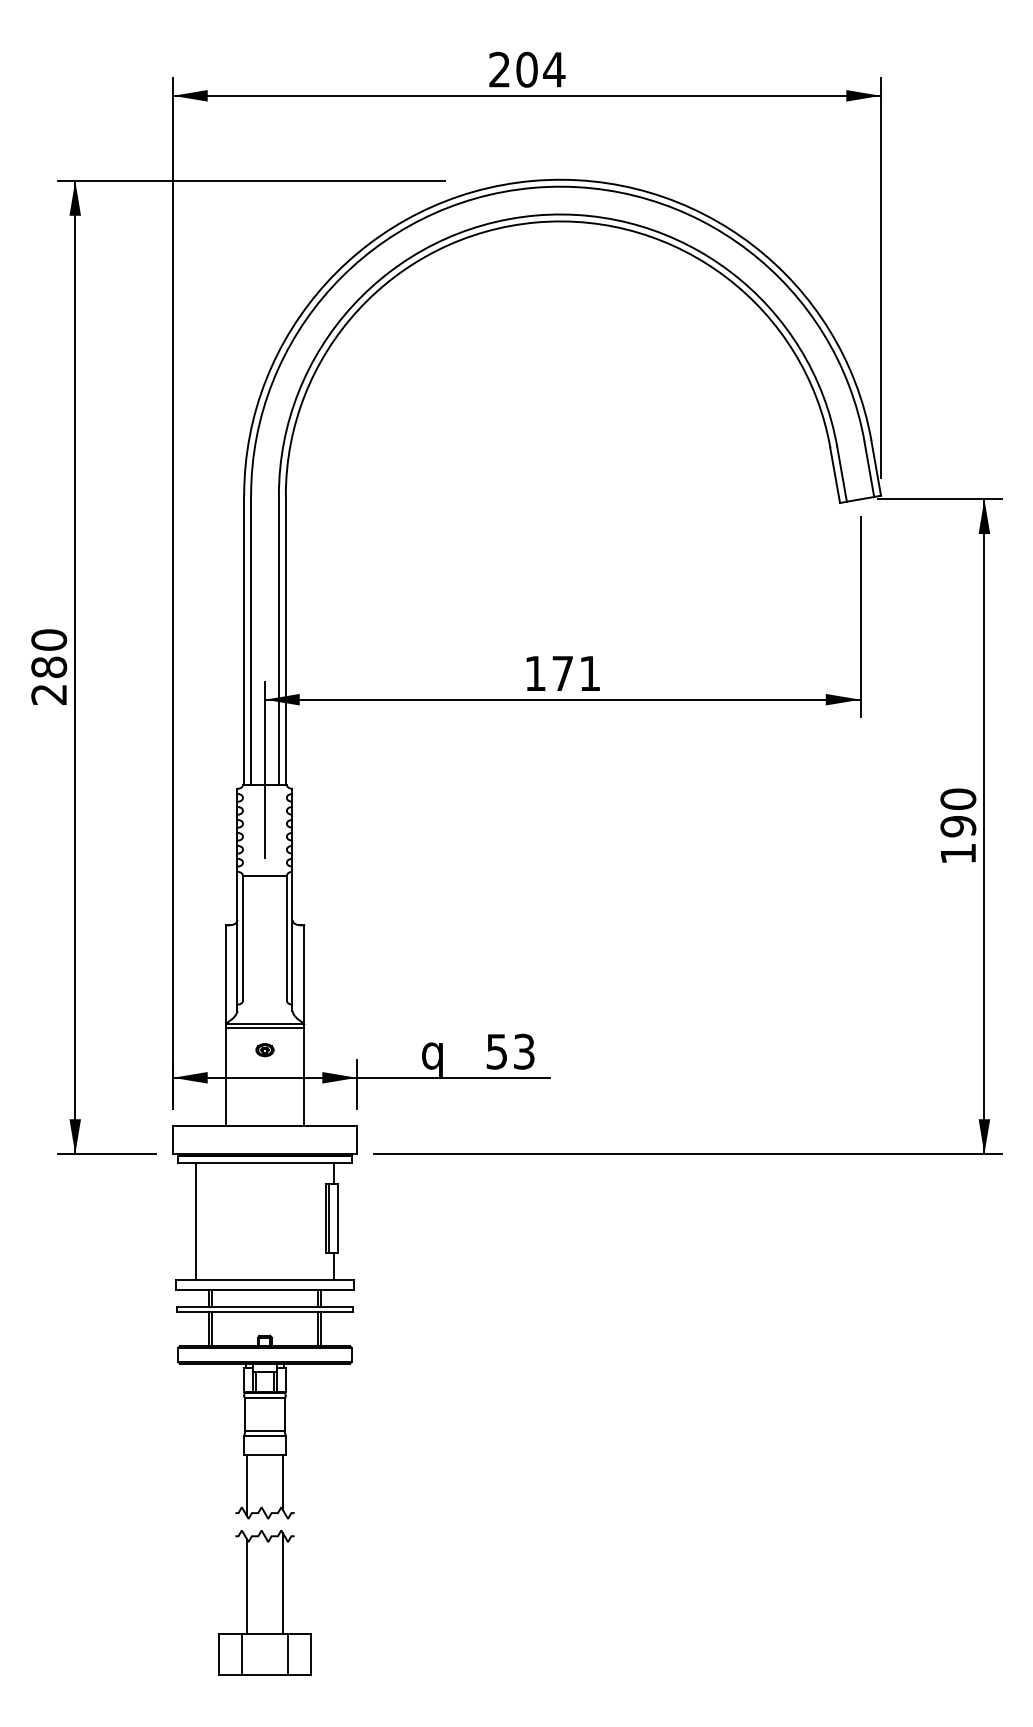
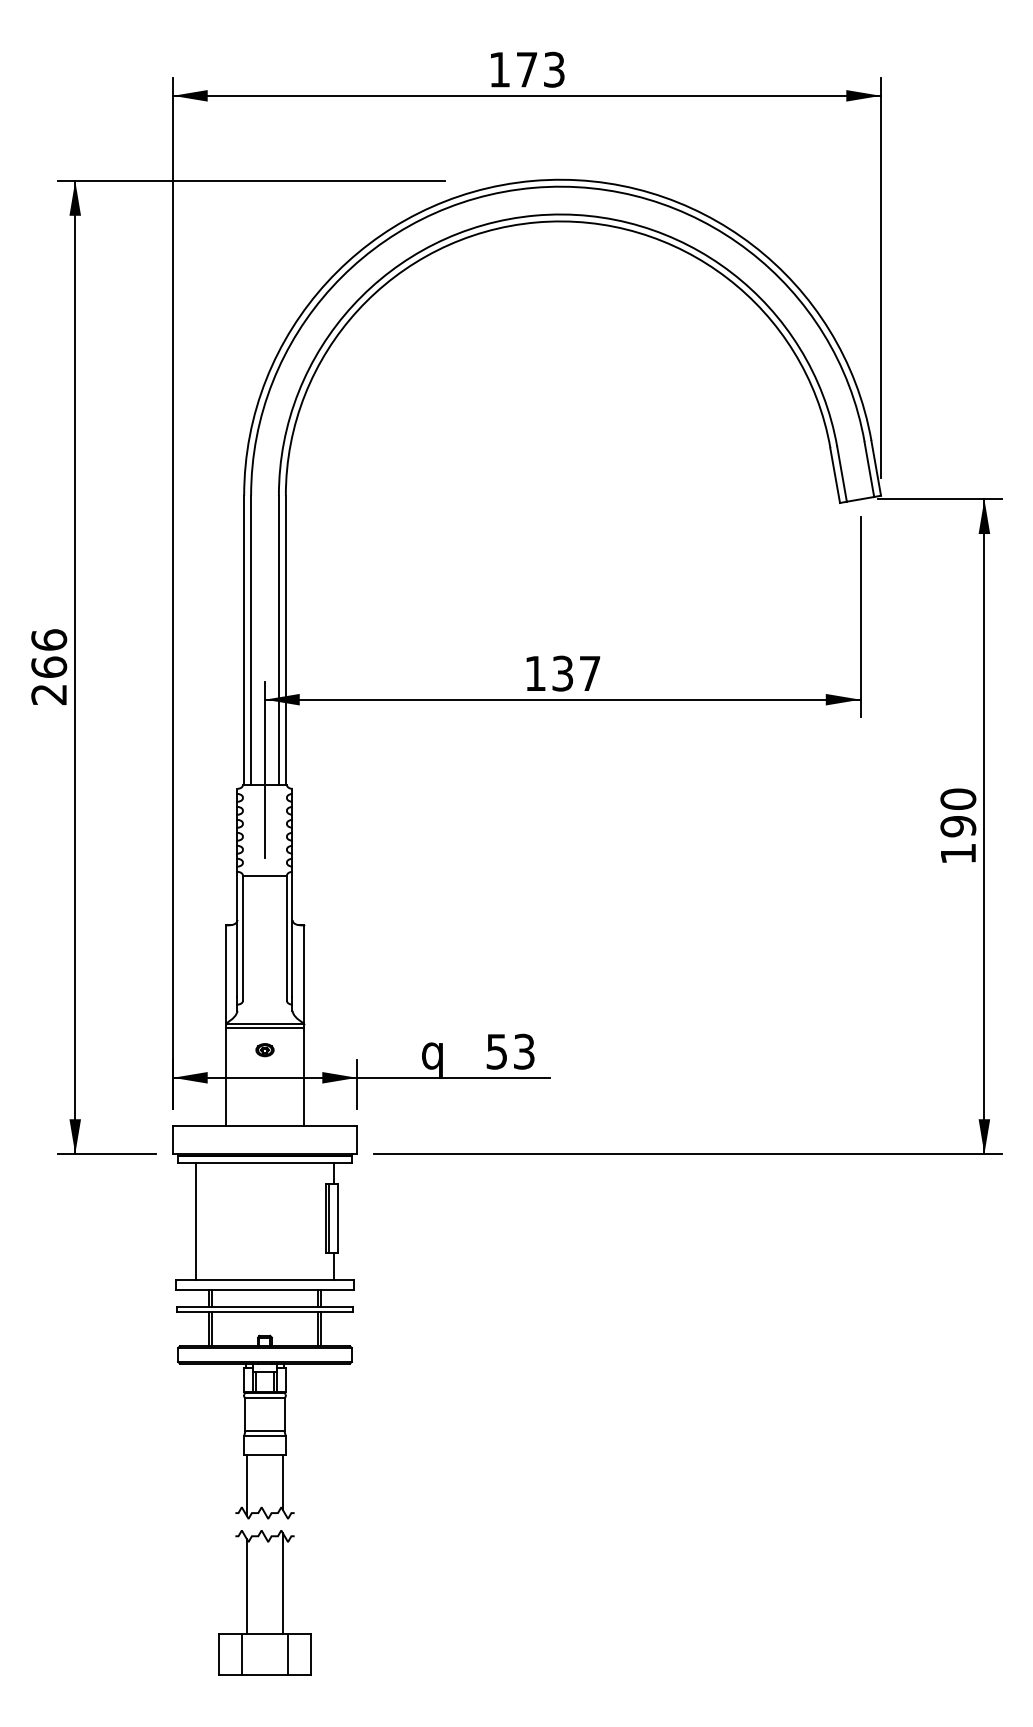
text: 204 -> 173 (527, 69)
text: 280 -> 266 (49, 653)
text: 171 -> 137 (576, 673)
